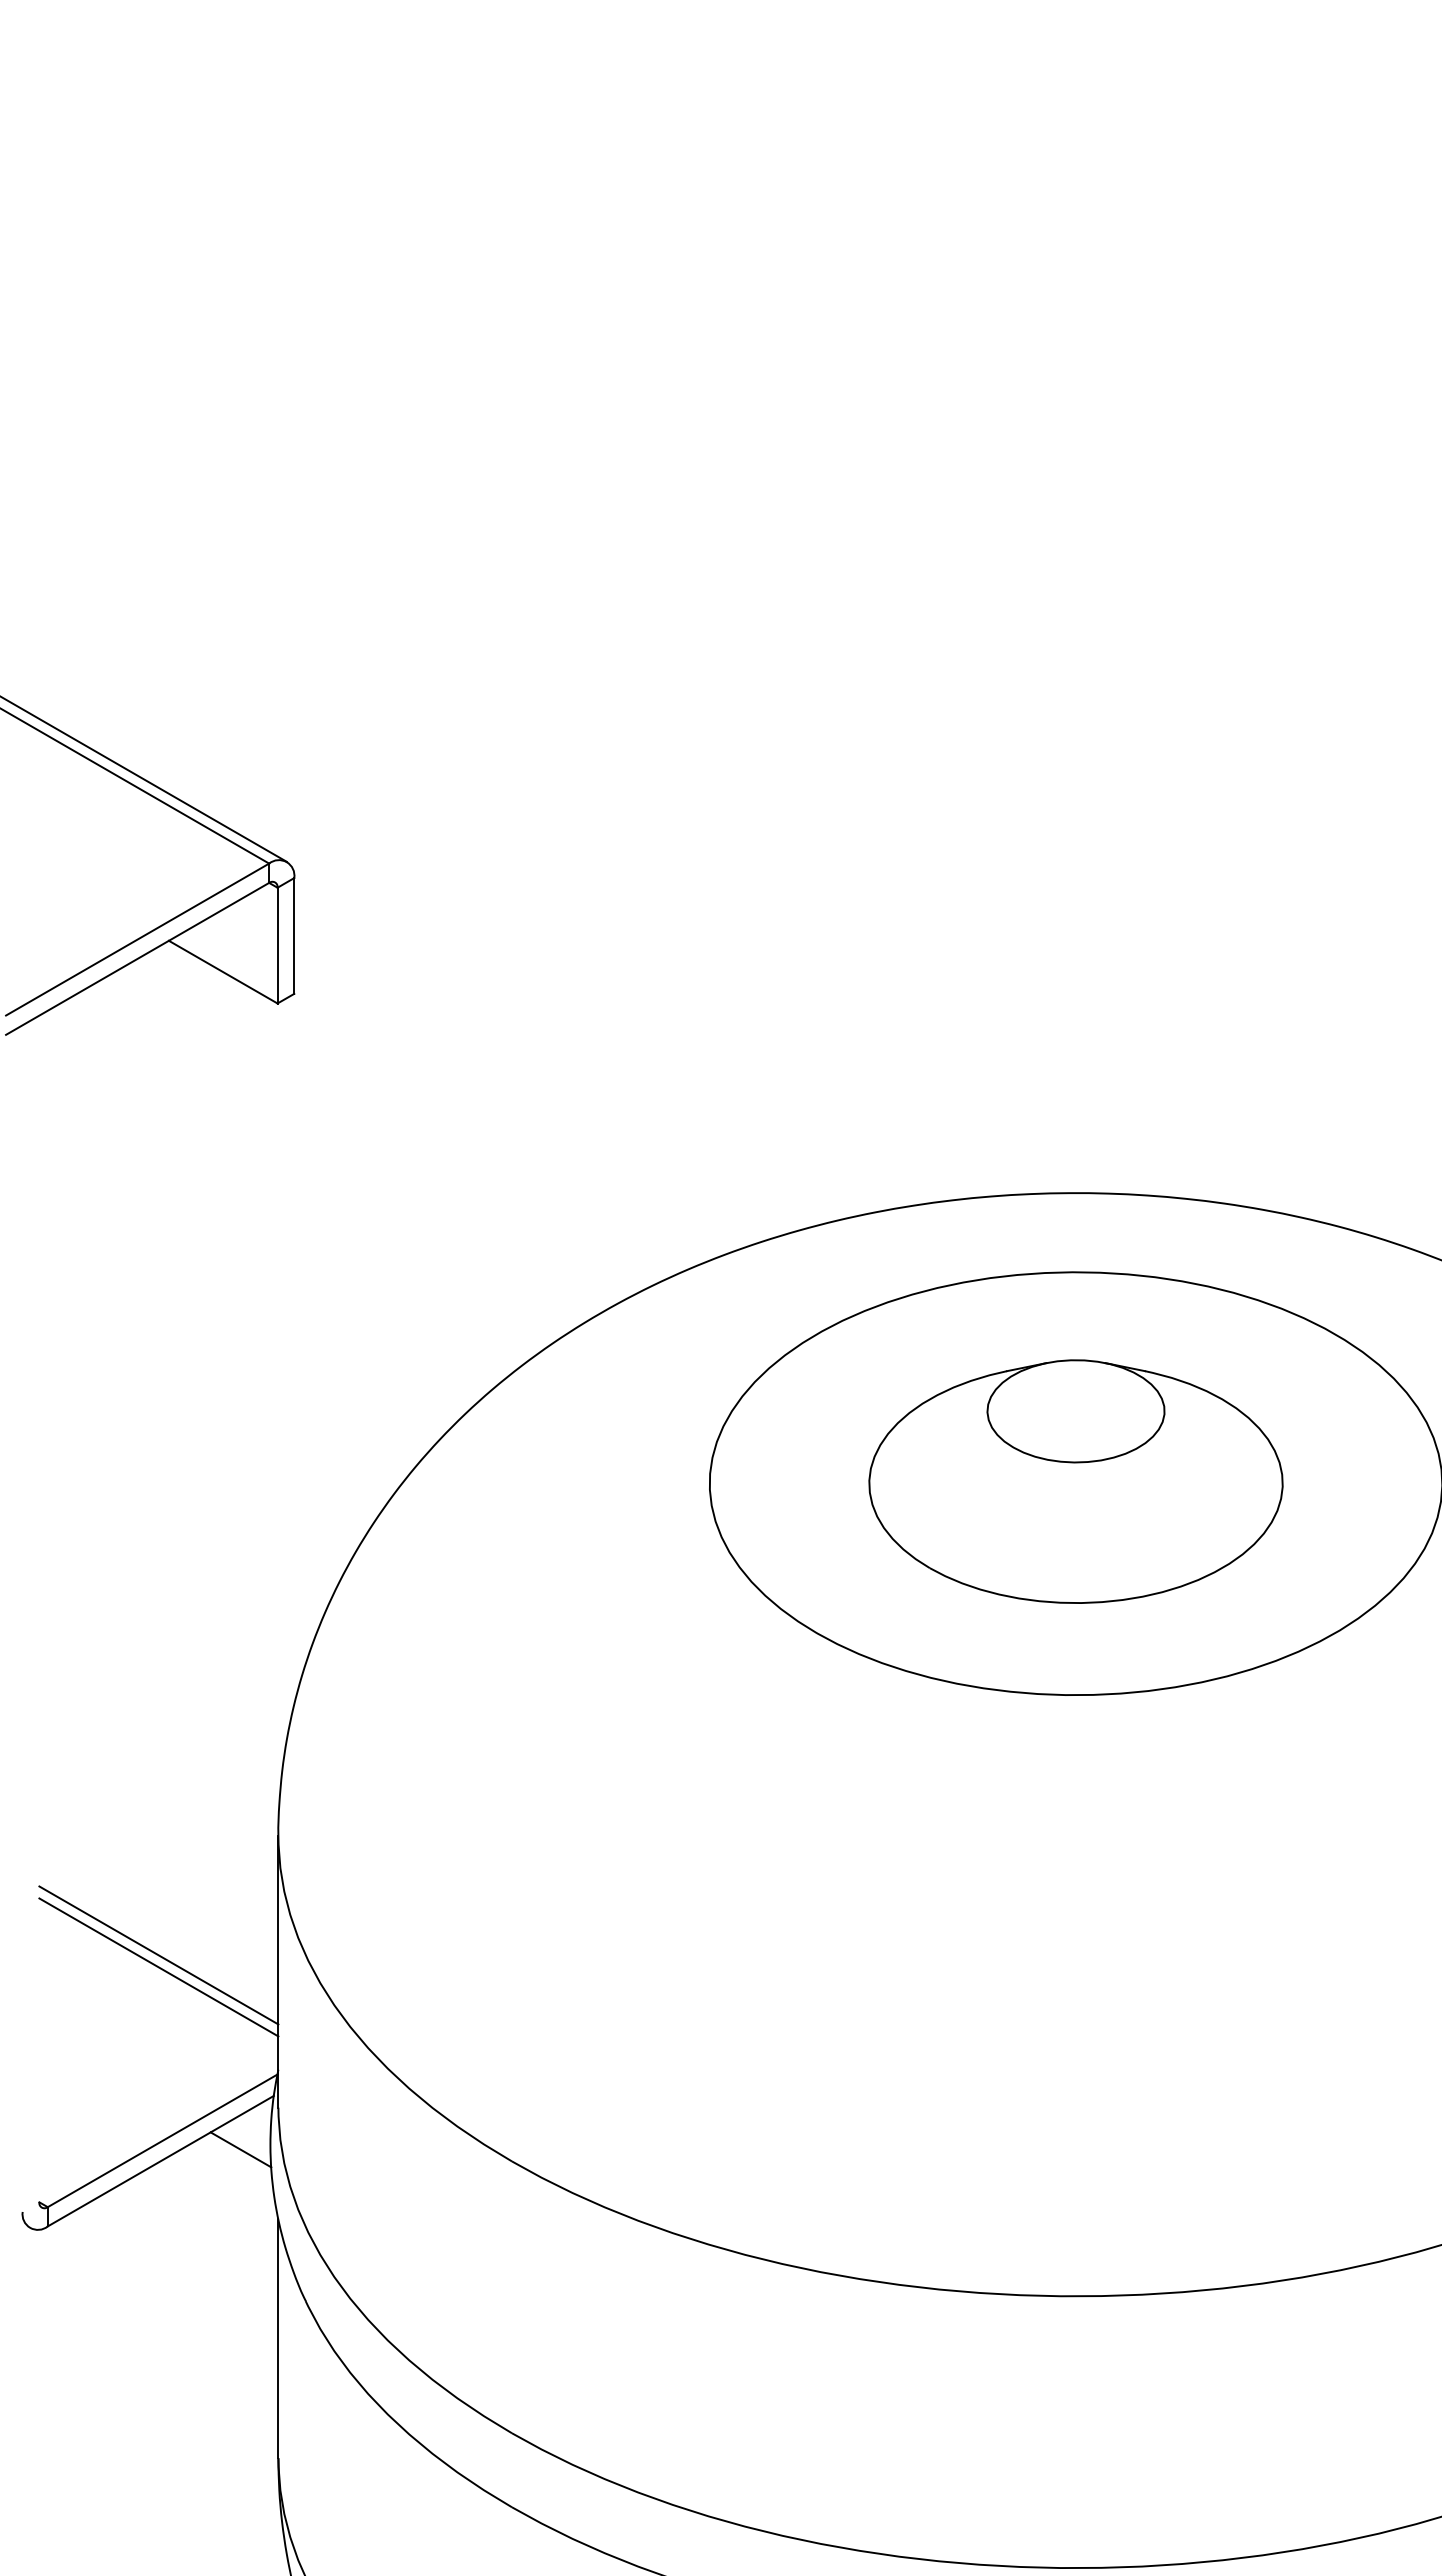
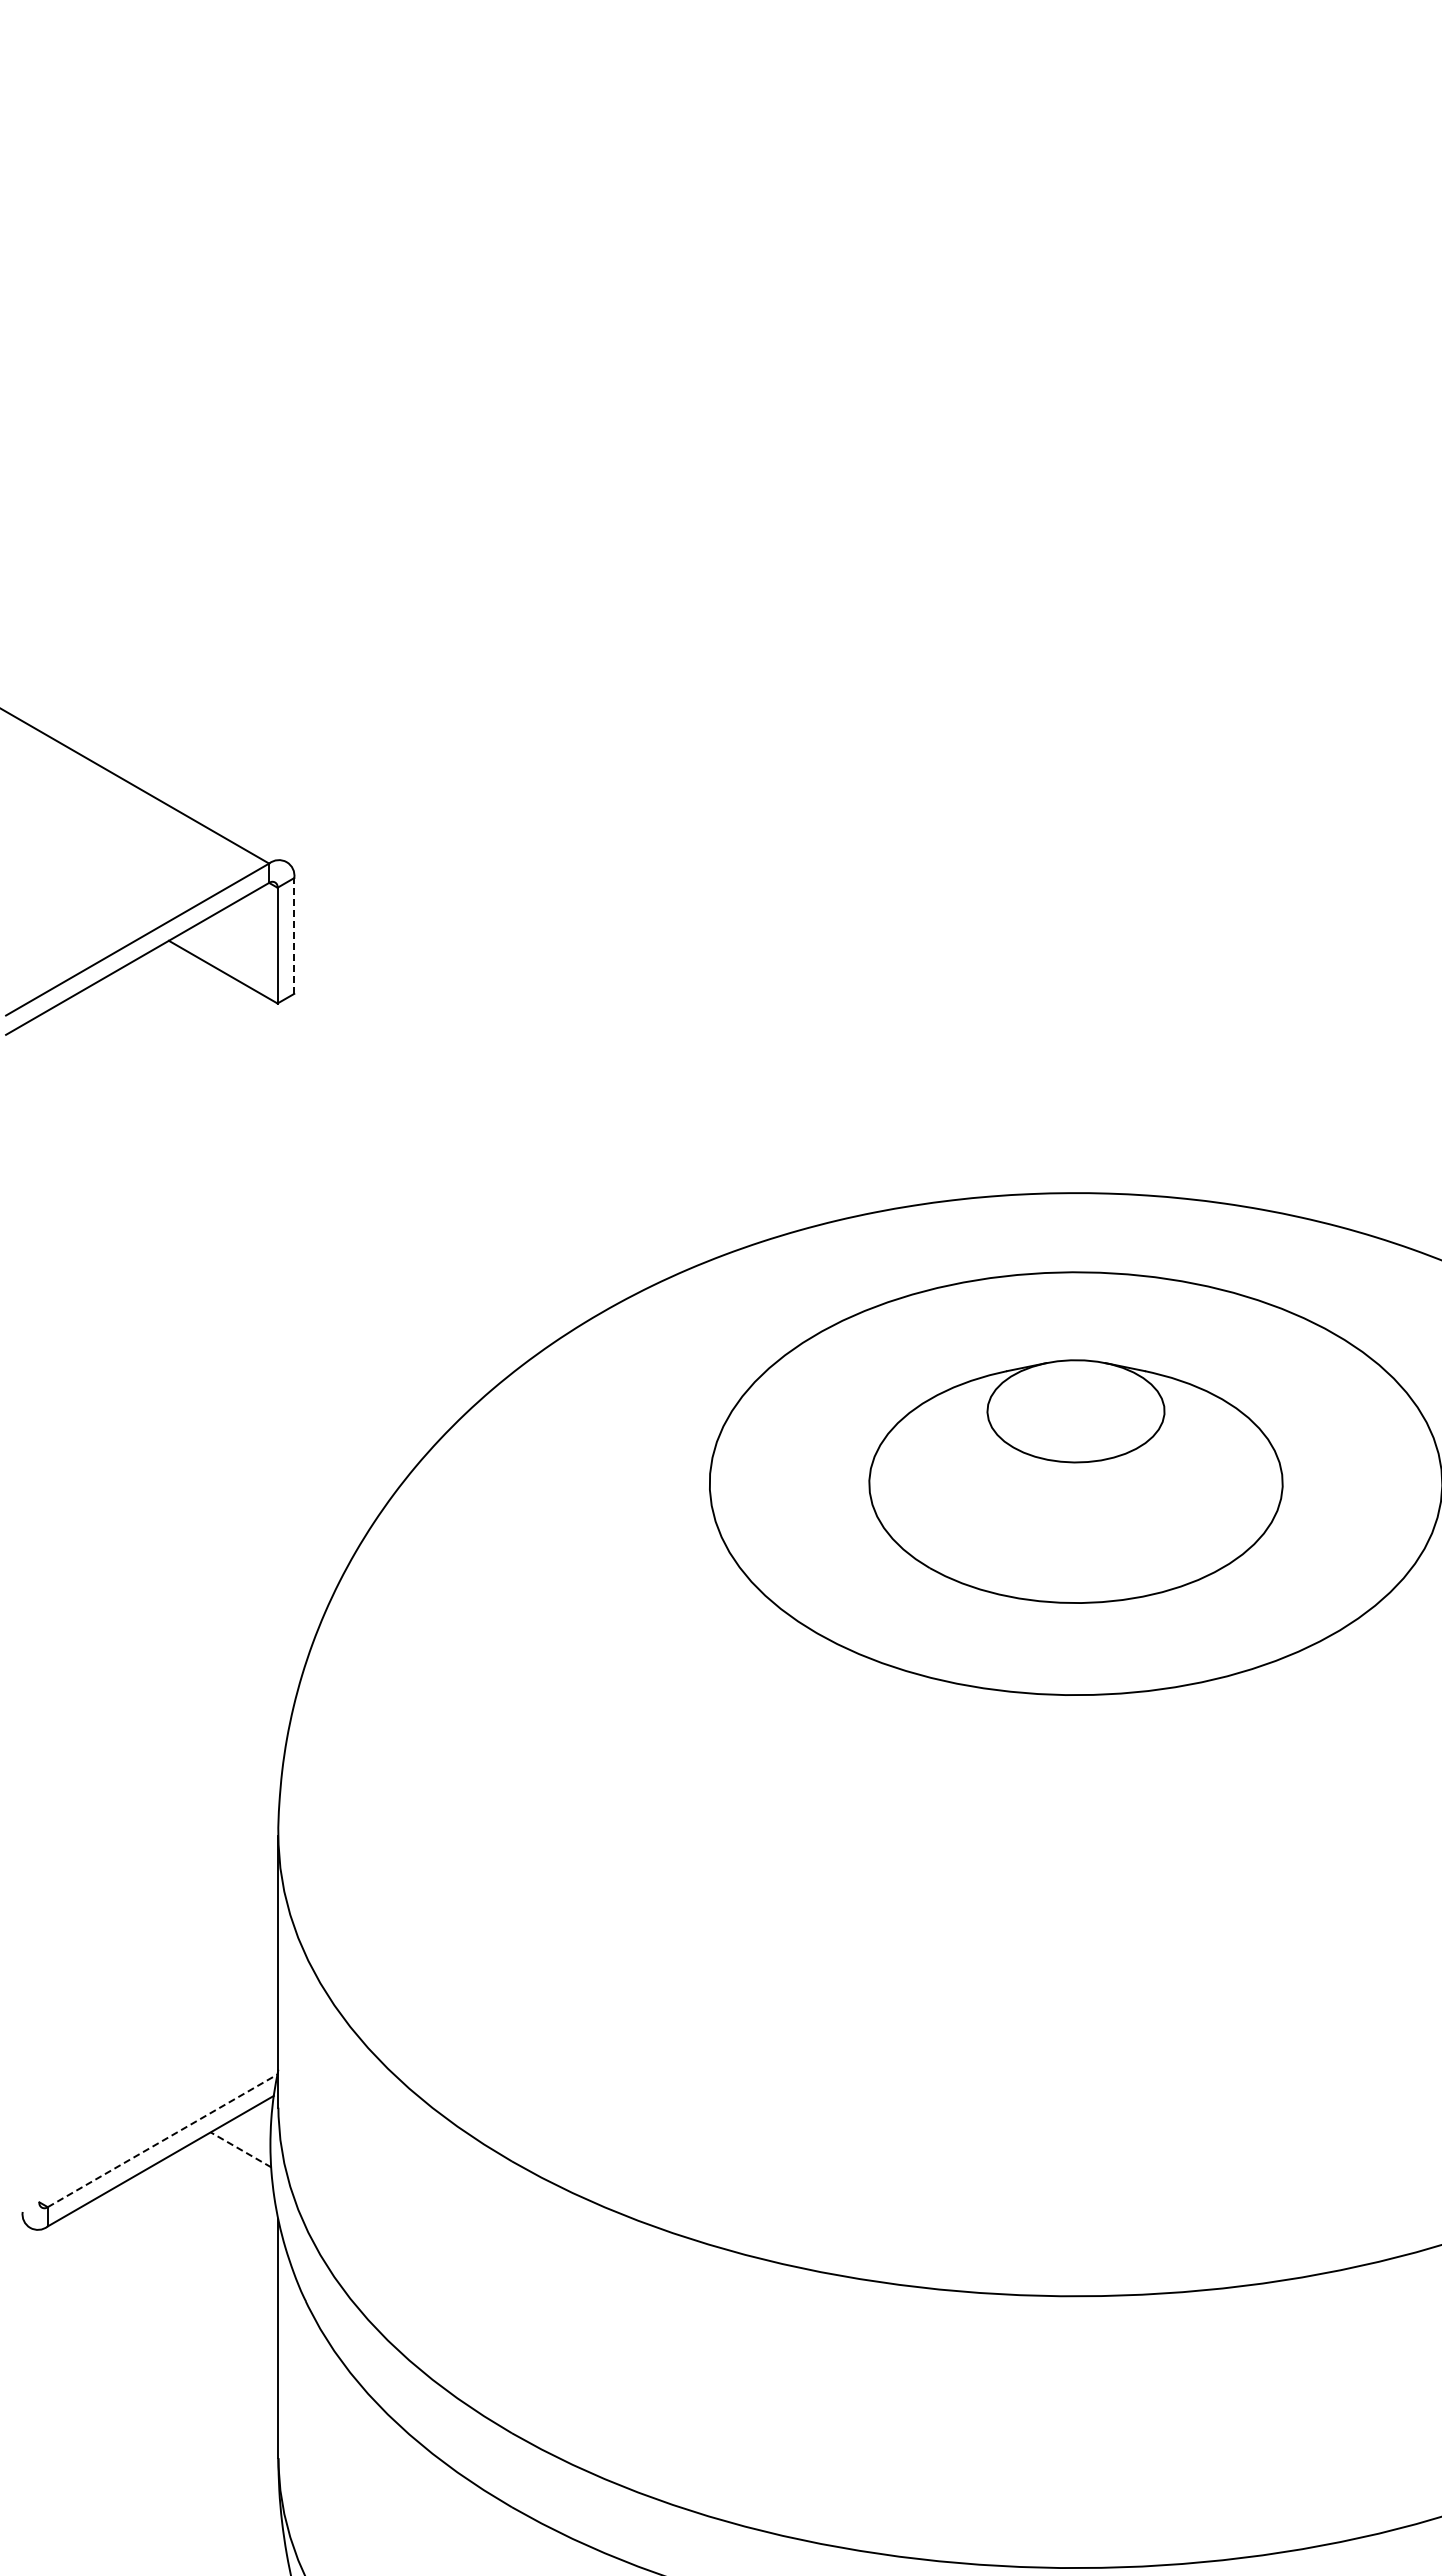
line: present -> none (144, 779)
line: solid -> dashed (294, 935)
line: present -> none (158, 1955)
line: present -> none (158, 1967)
line: solid -> dashed (162, 2140)
line: solid -> dashed (241, 2149)
